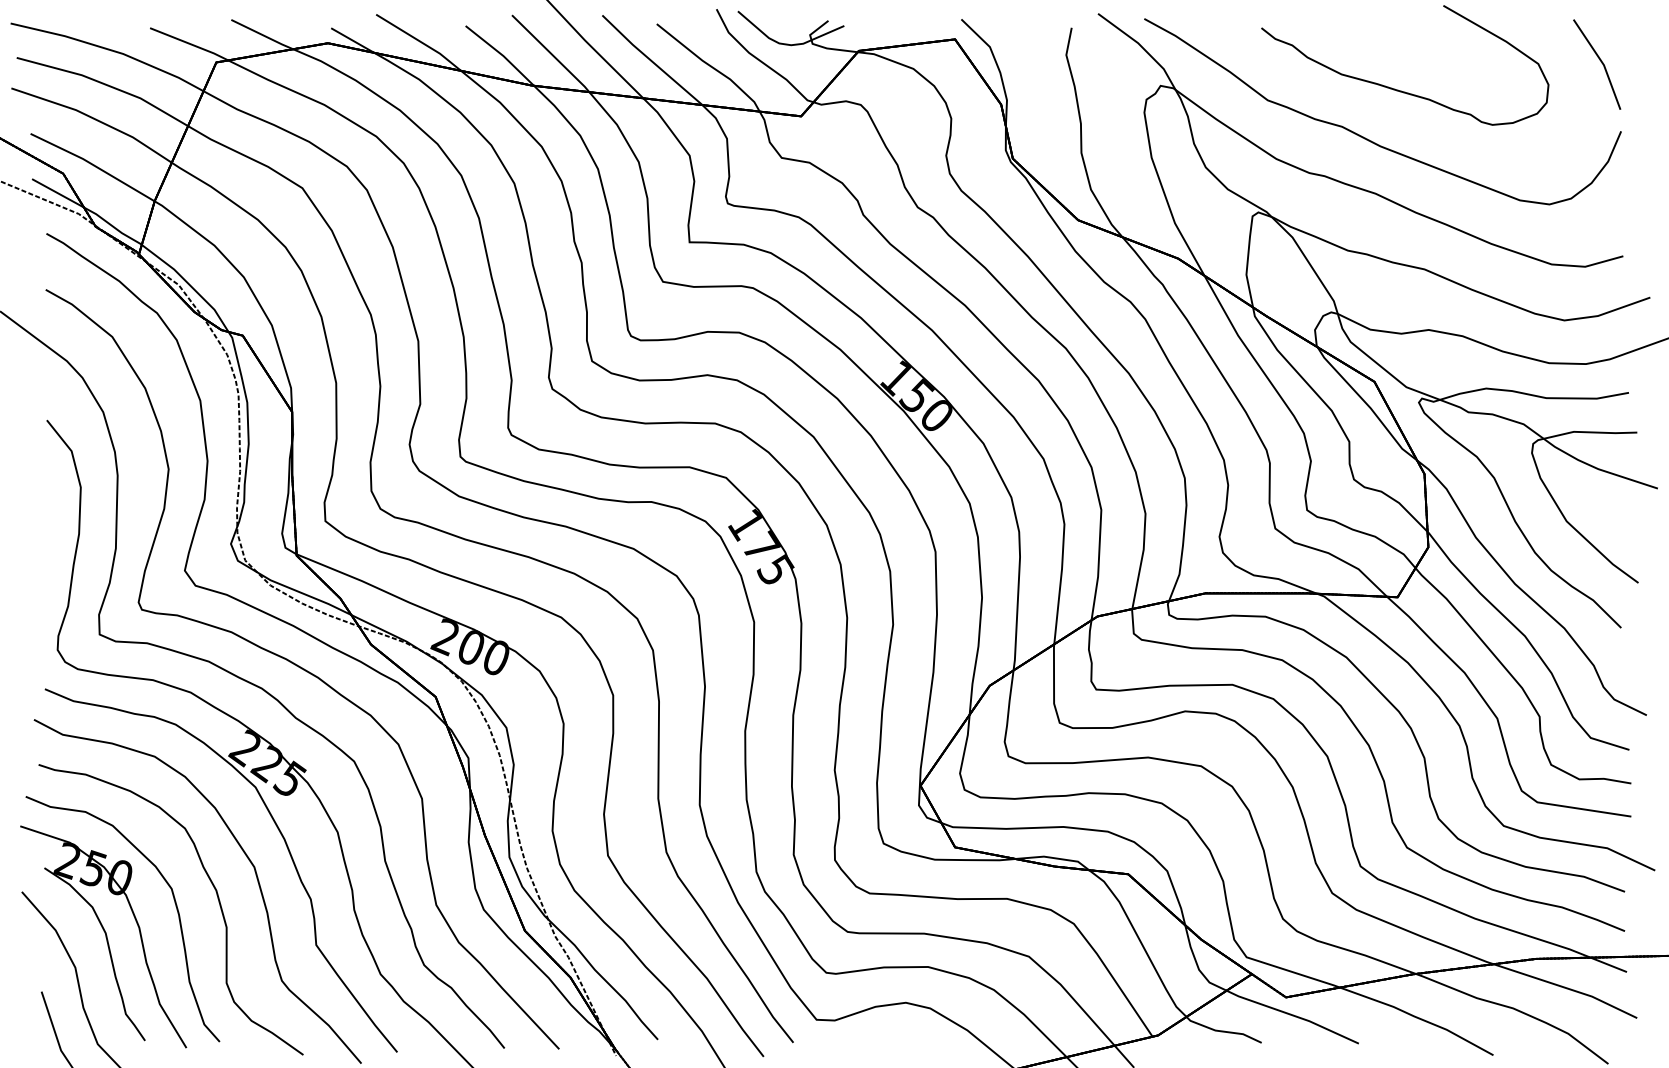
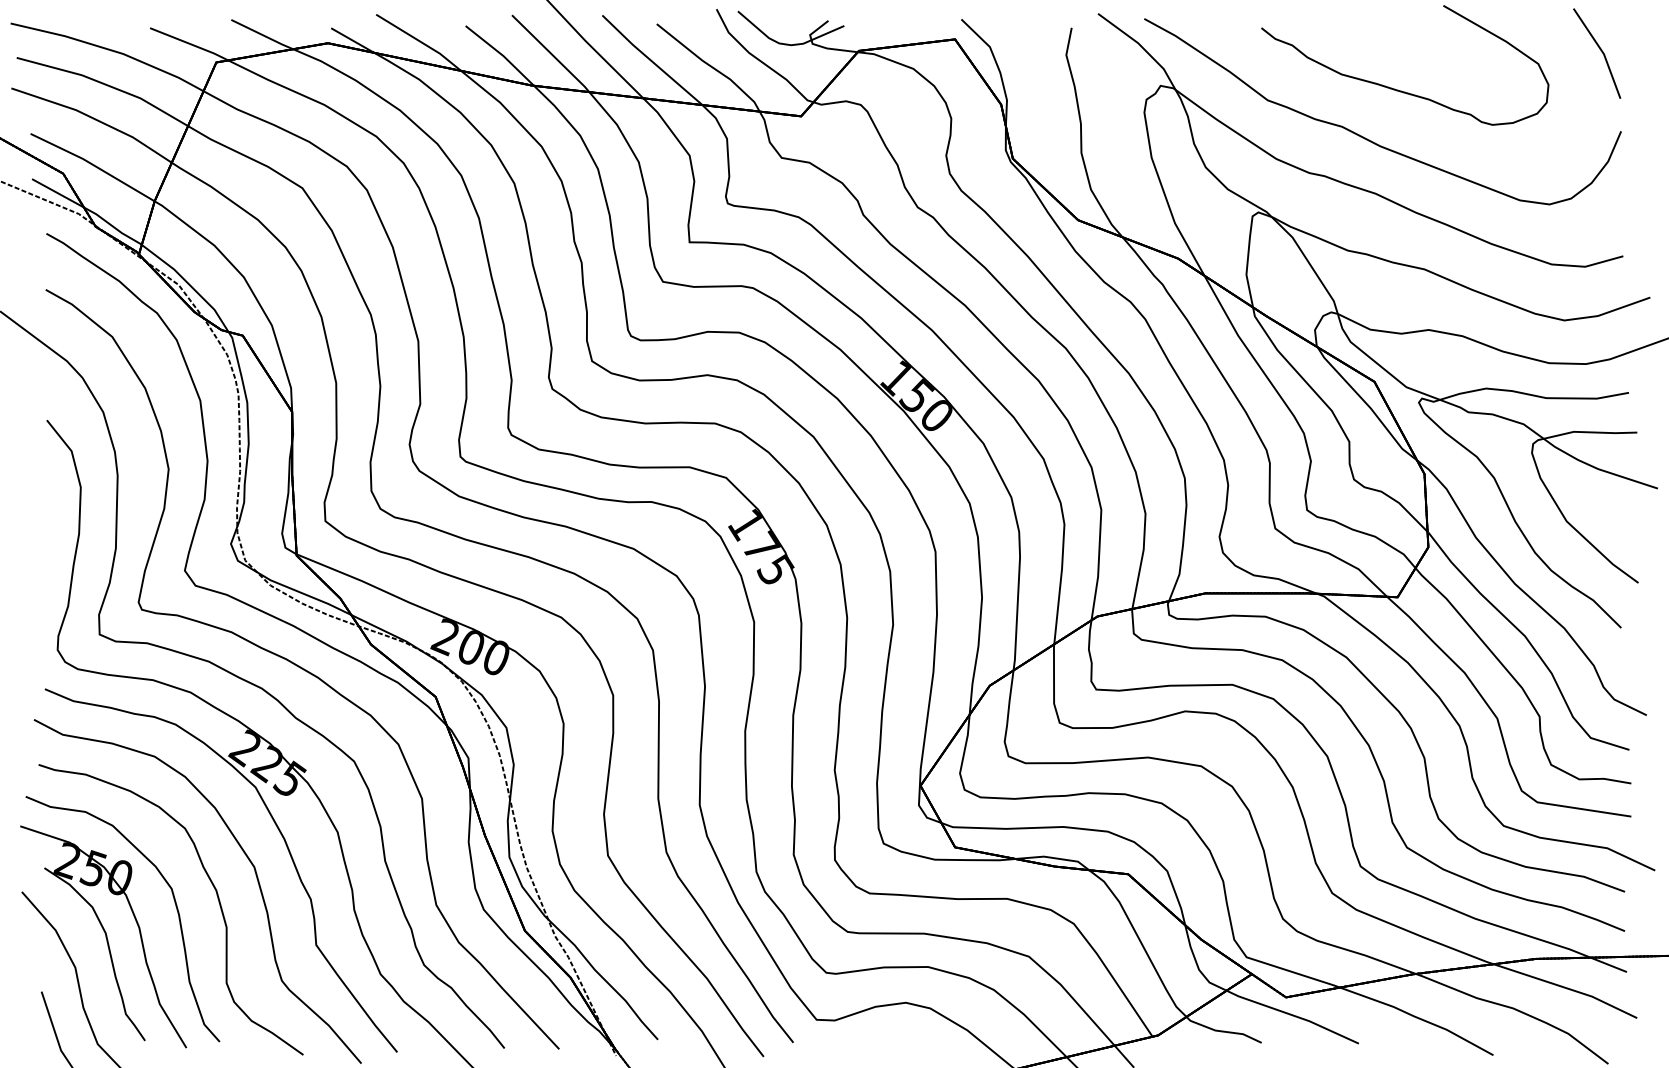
line position: (1601, 63) -> (1601, 52) (1601, 52)
